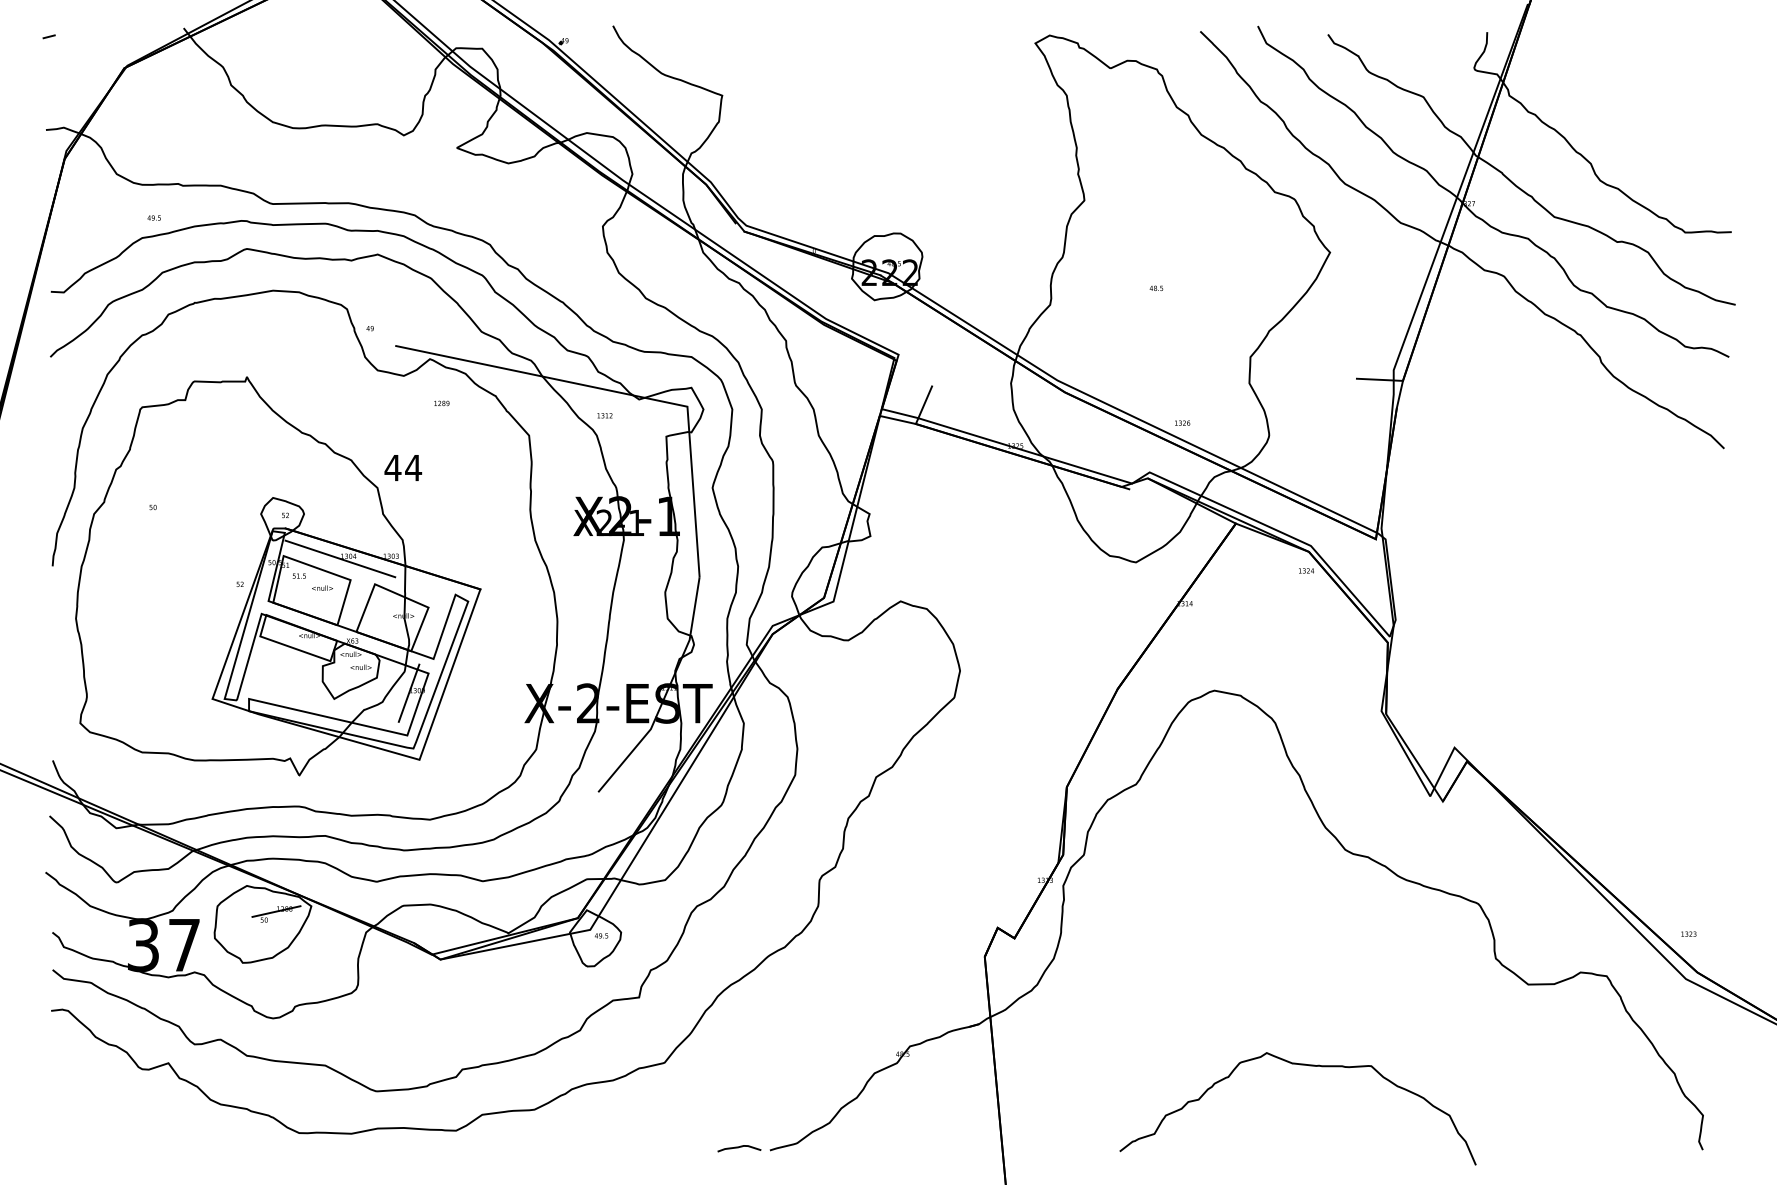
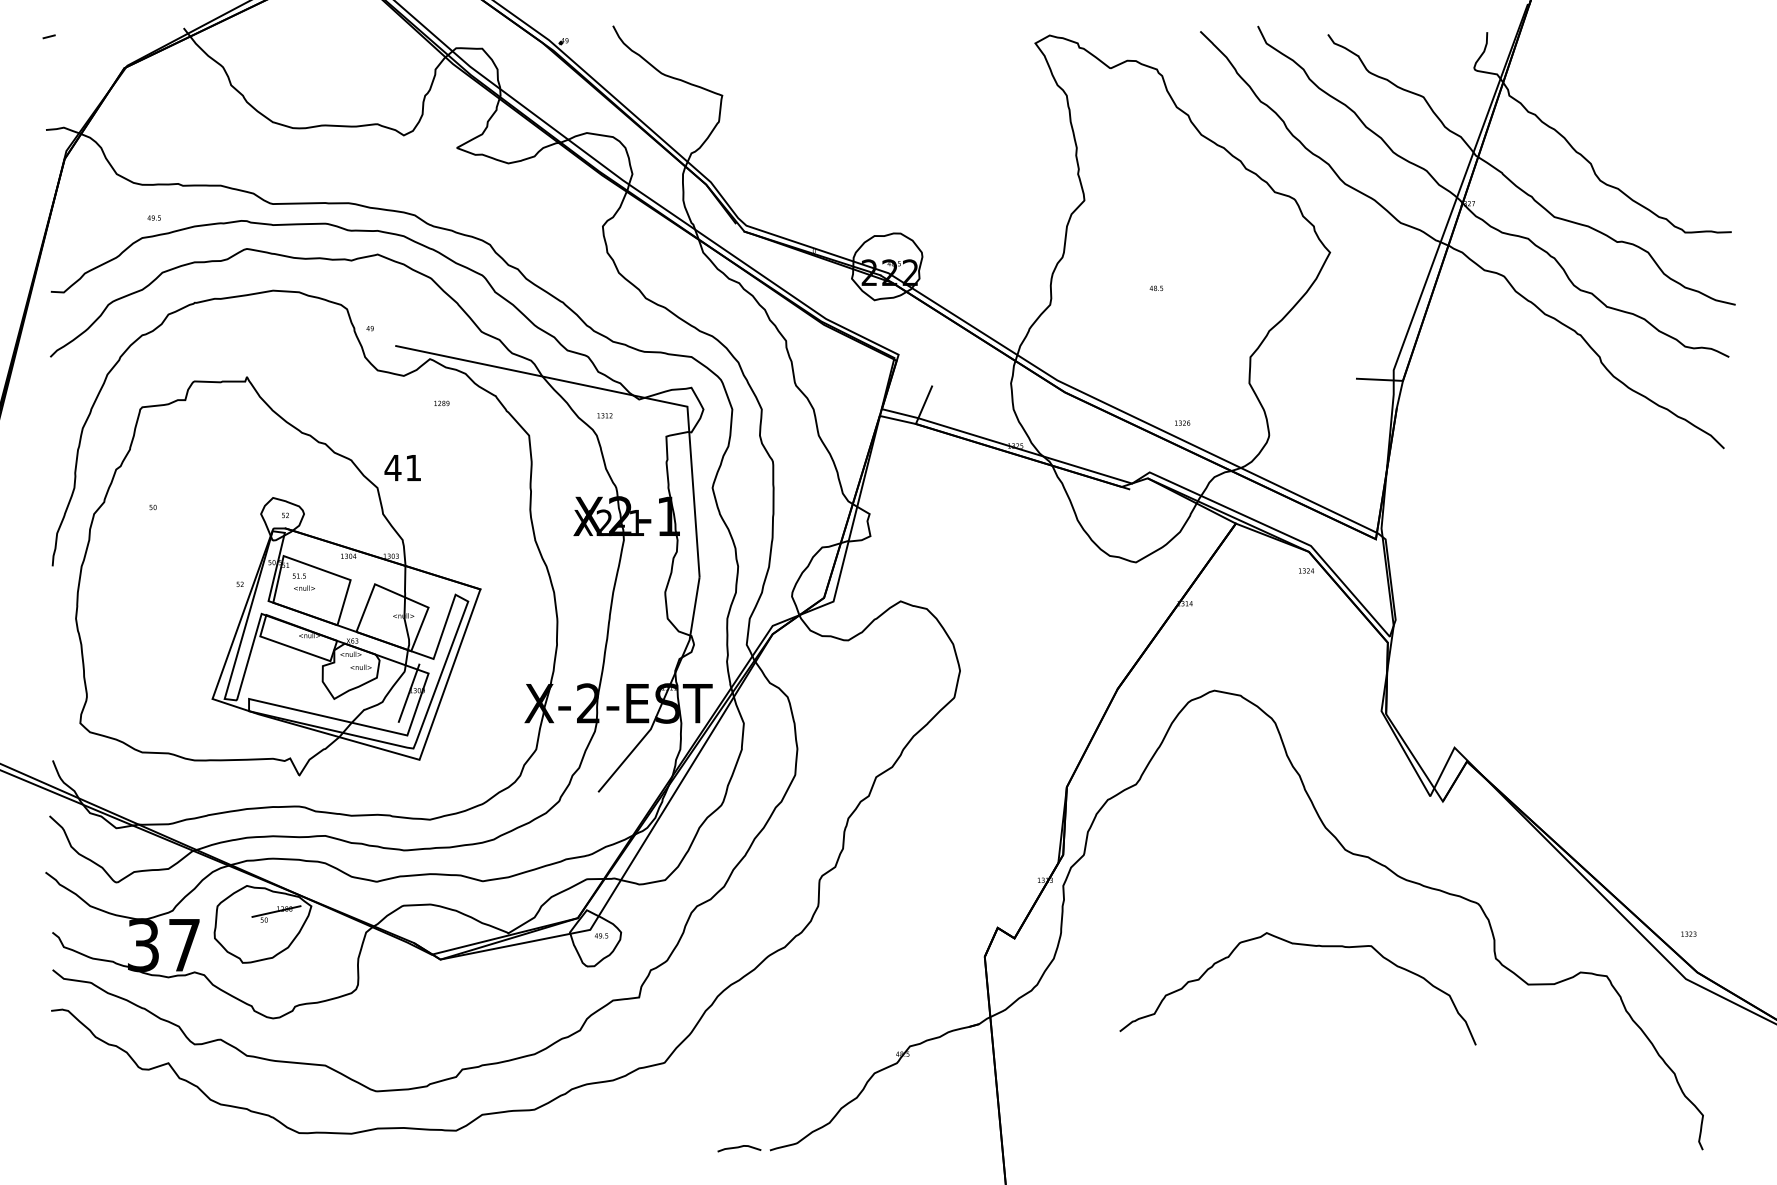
text: 44 -> 41 (413, 468)
line: present -> none (340, 558)
text position: (322, 587) -> (304, 587) (304, 587)
curve position: (1299, 1065) -> (1299, 945) (1299, 945)
